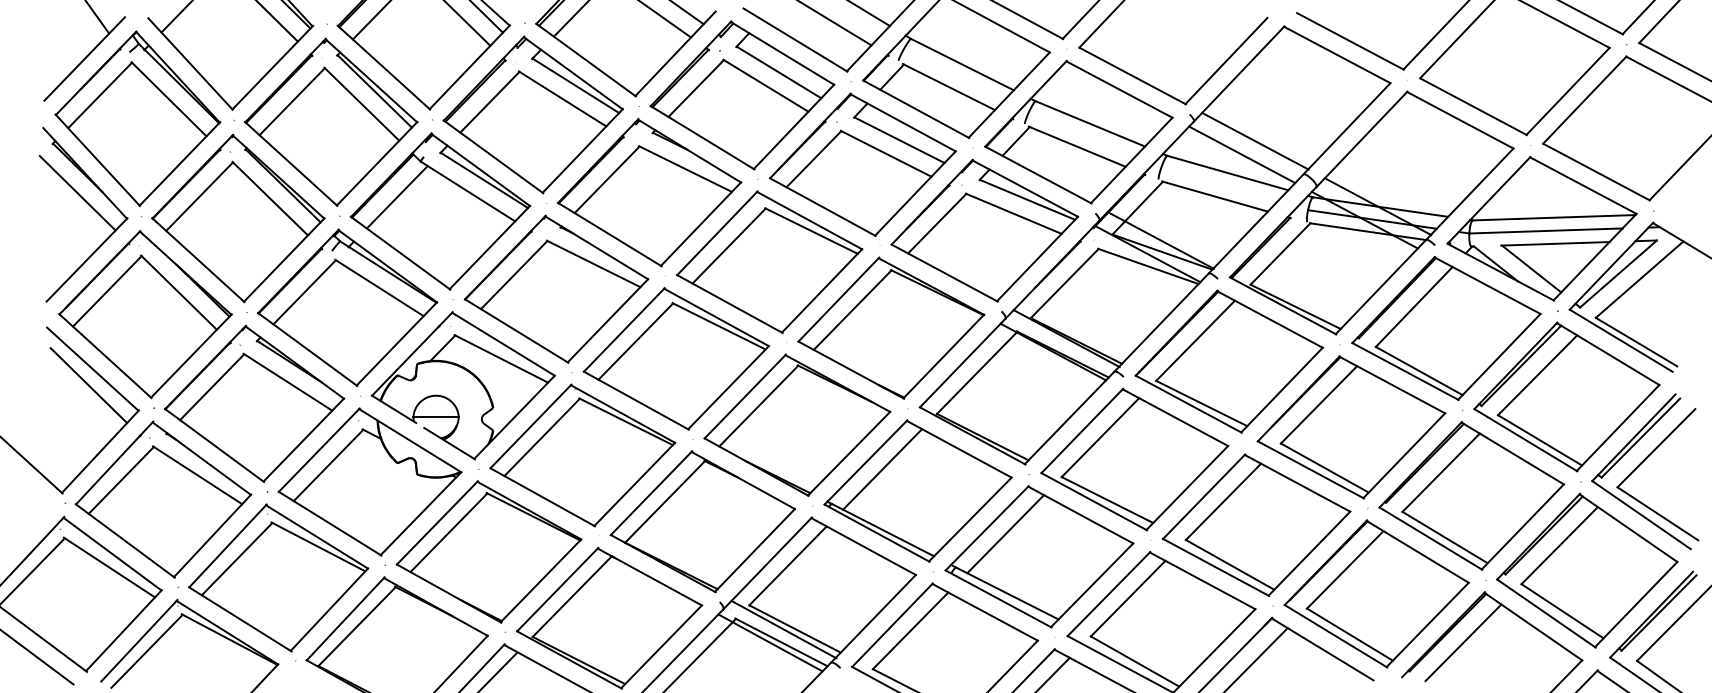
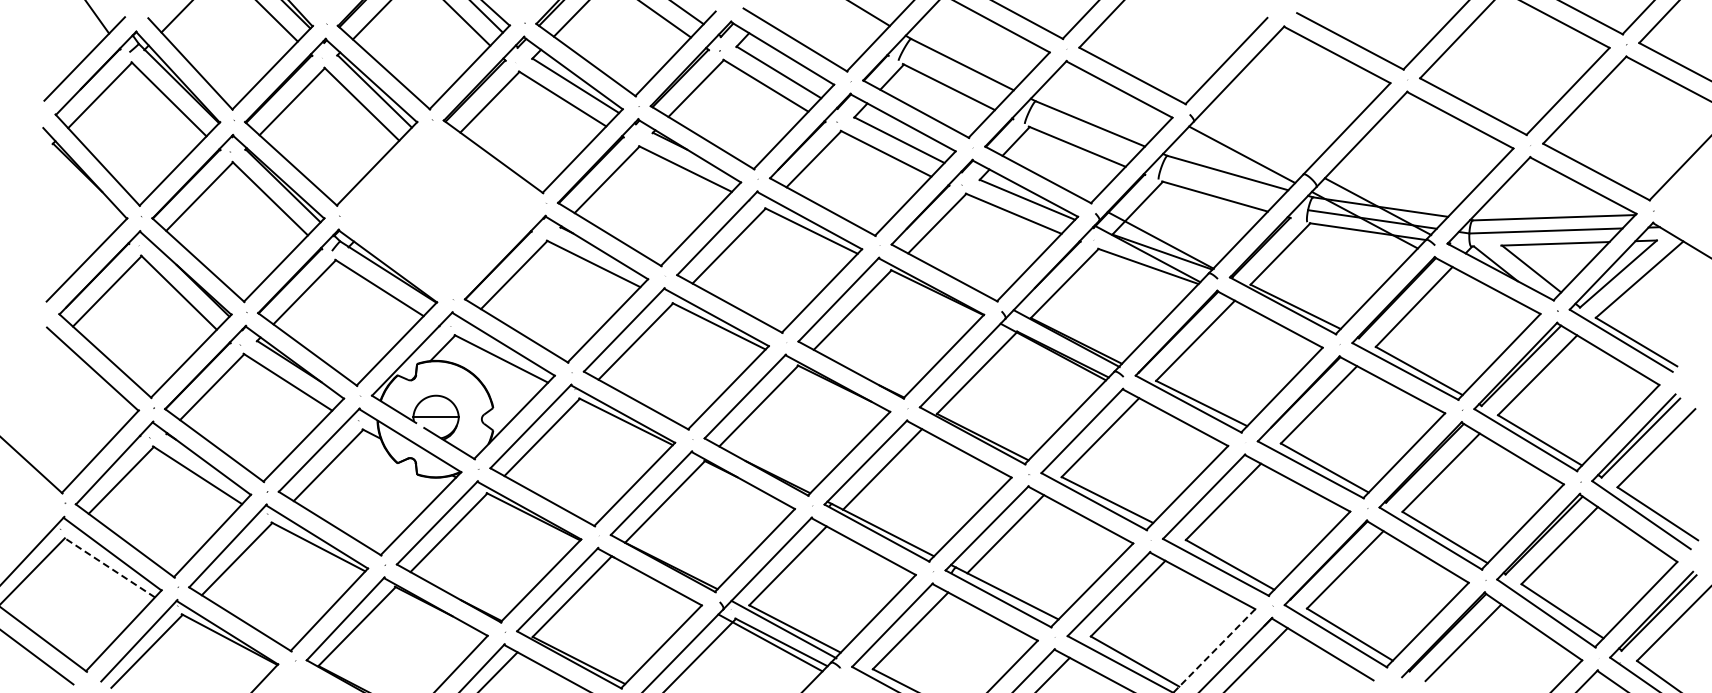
line: present -> none (835, 23)
line: present -> none (1255, 140)
line: present -> none (77, 193)
part: present -> none (440, 211)
line: present -> none (88, 385)
line: solid -> dashed (109, 567)
line: solid -> dashed (1214, 650)
